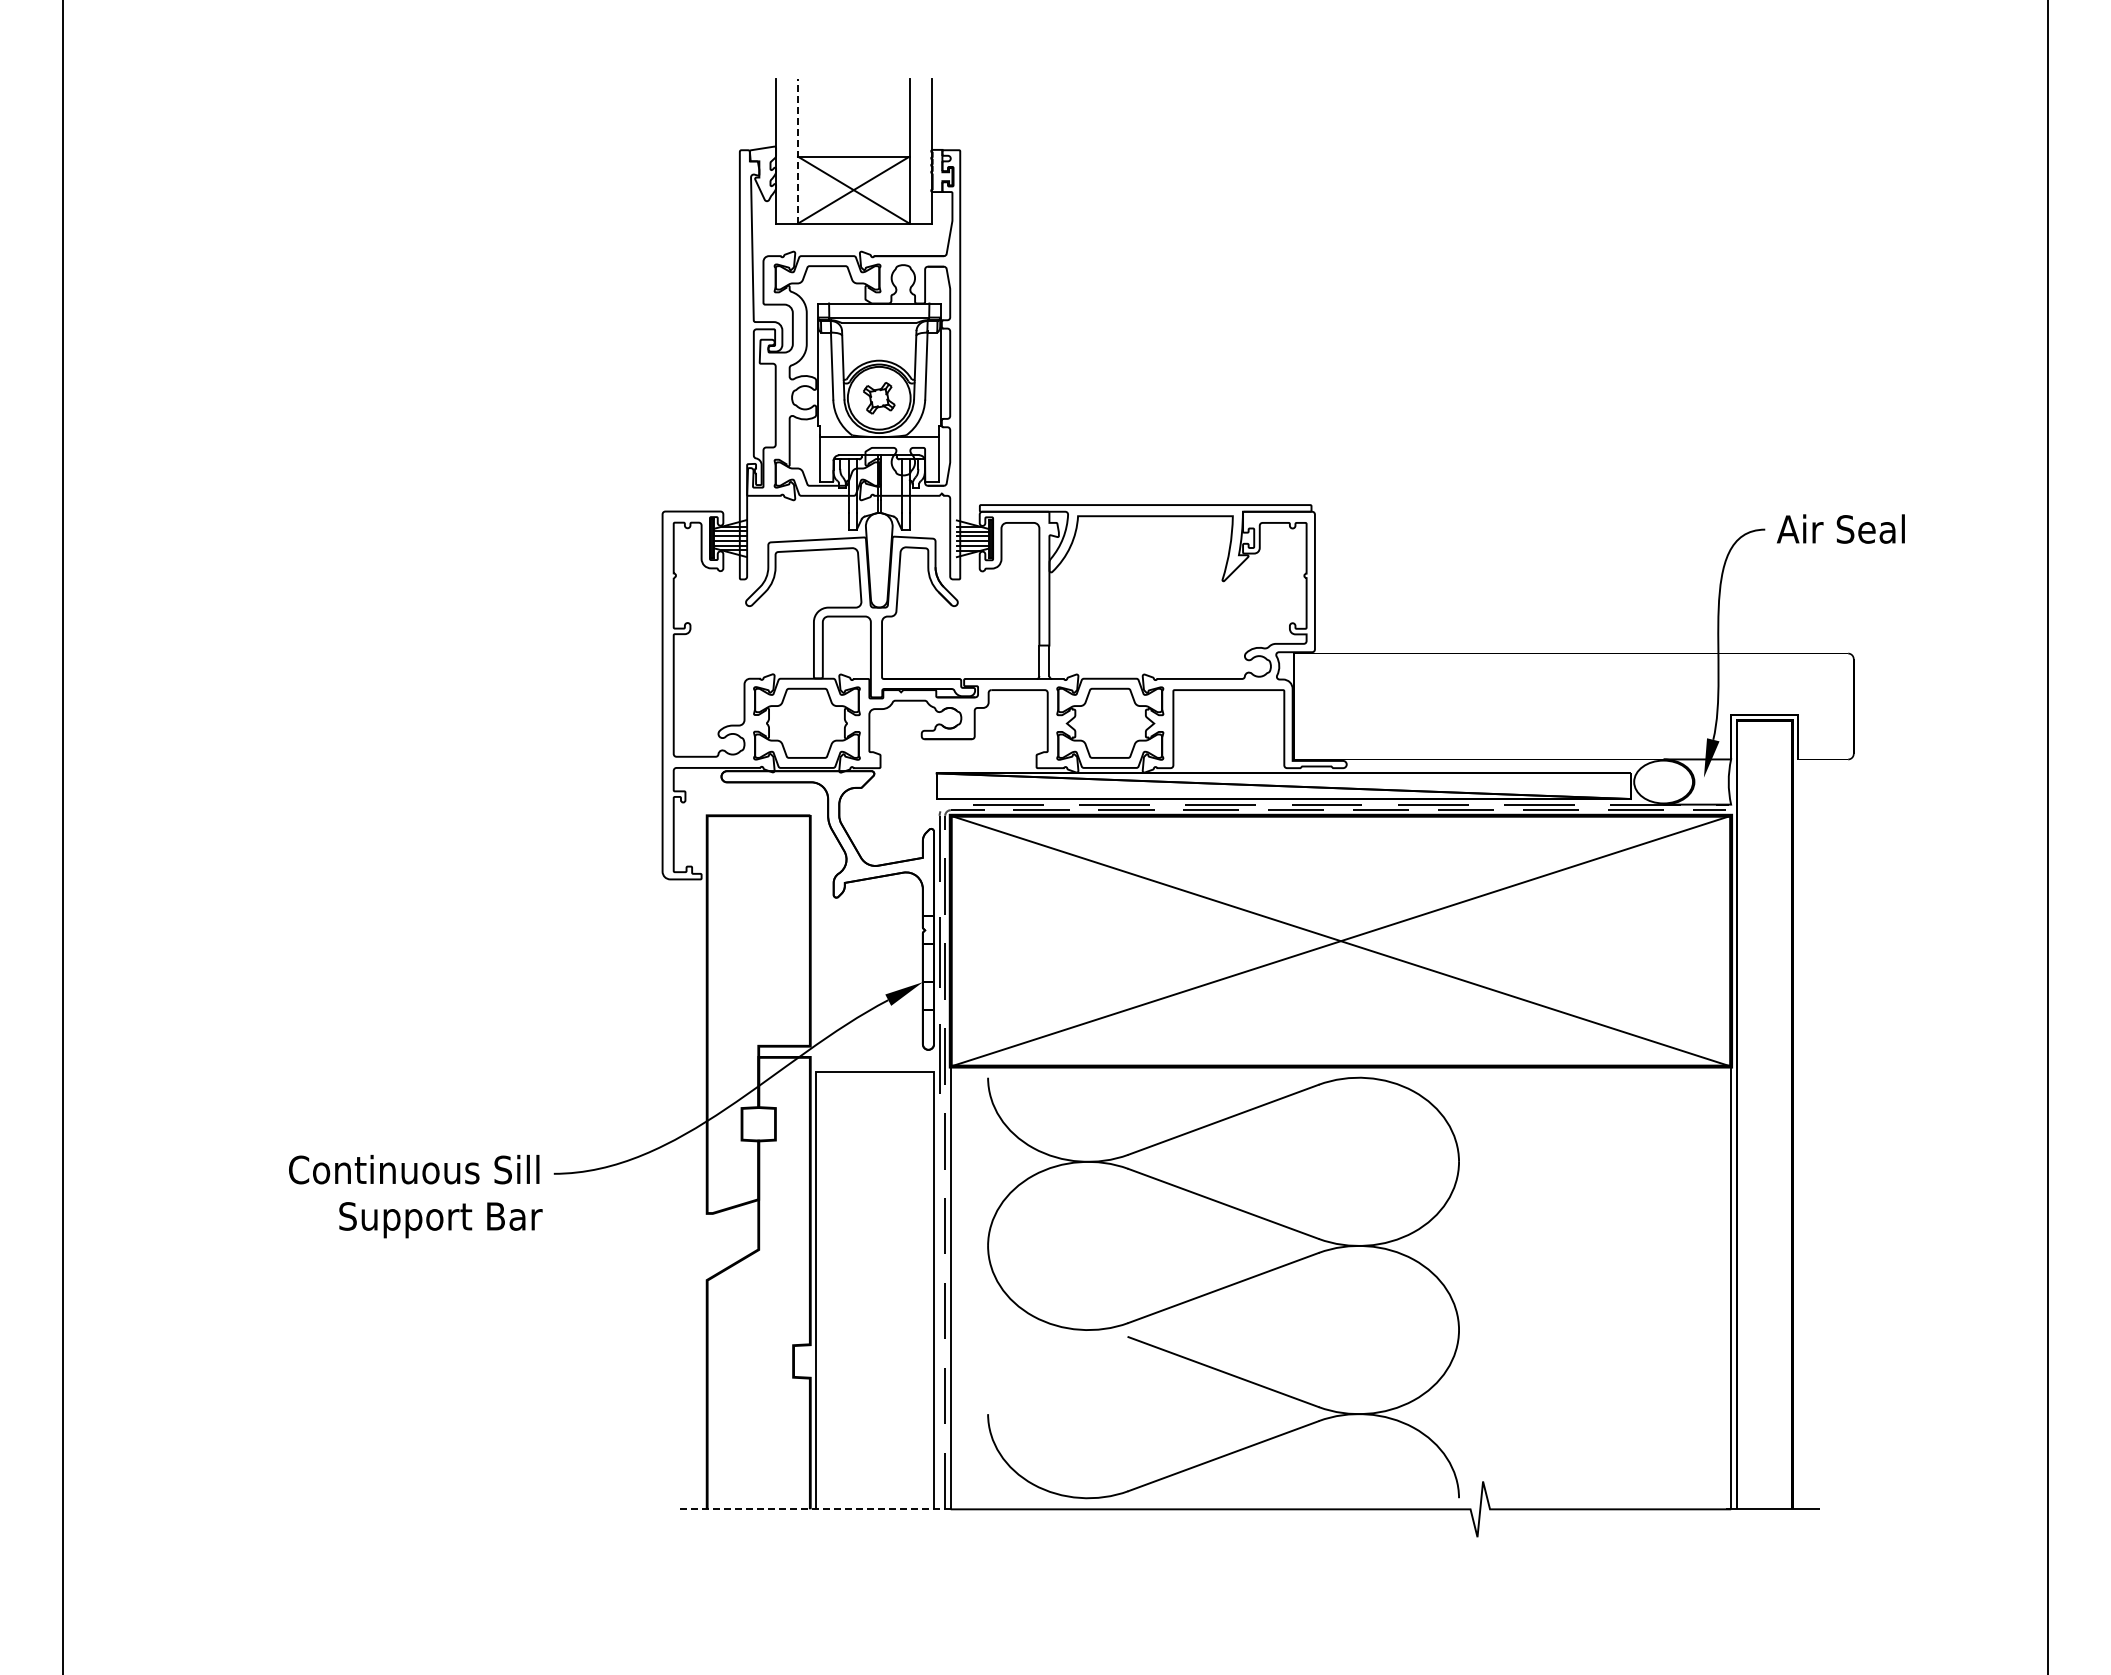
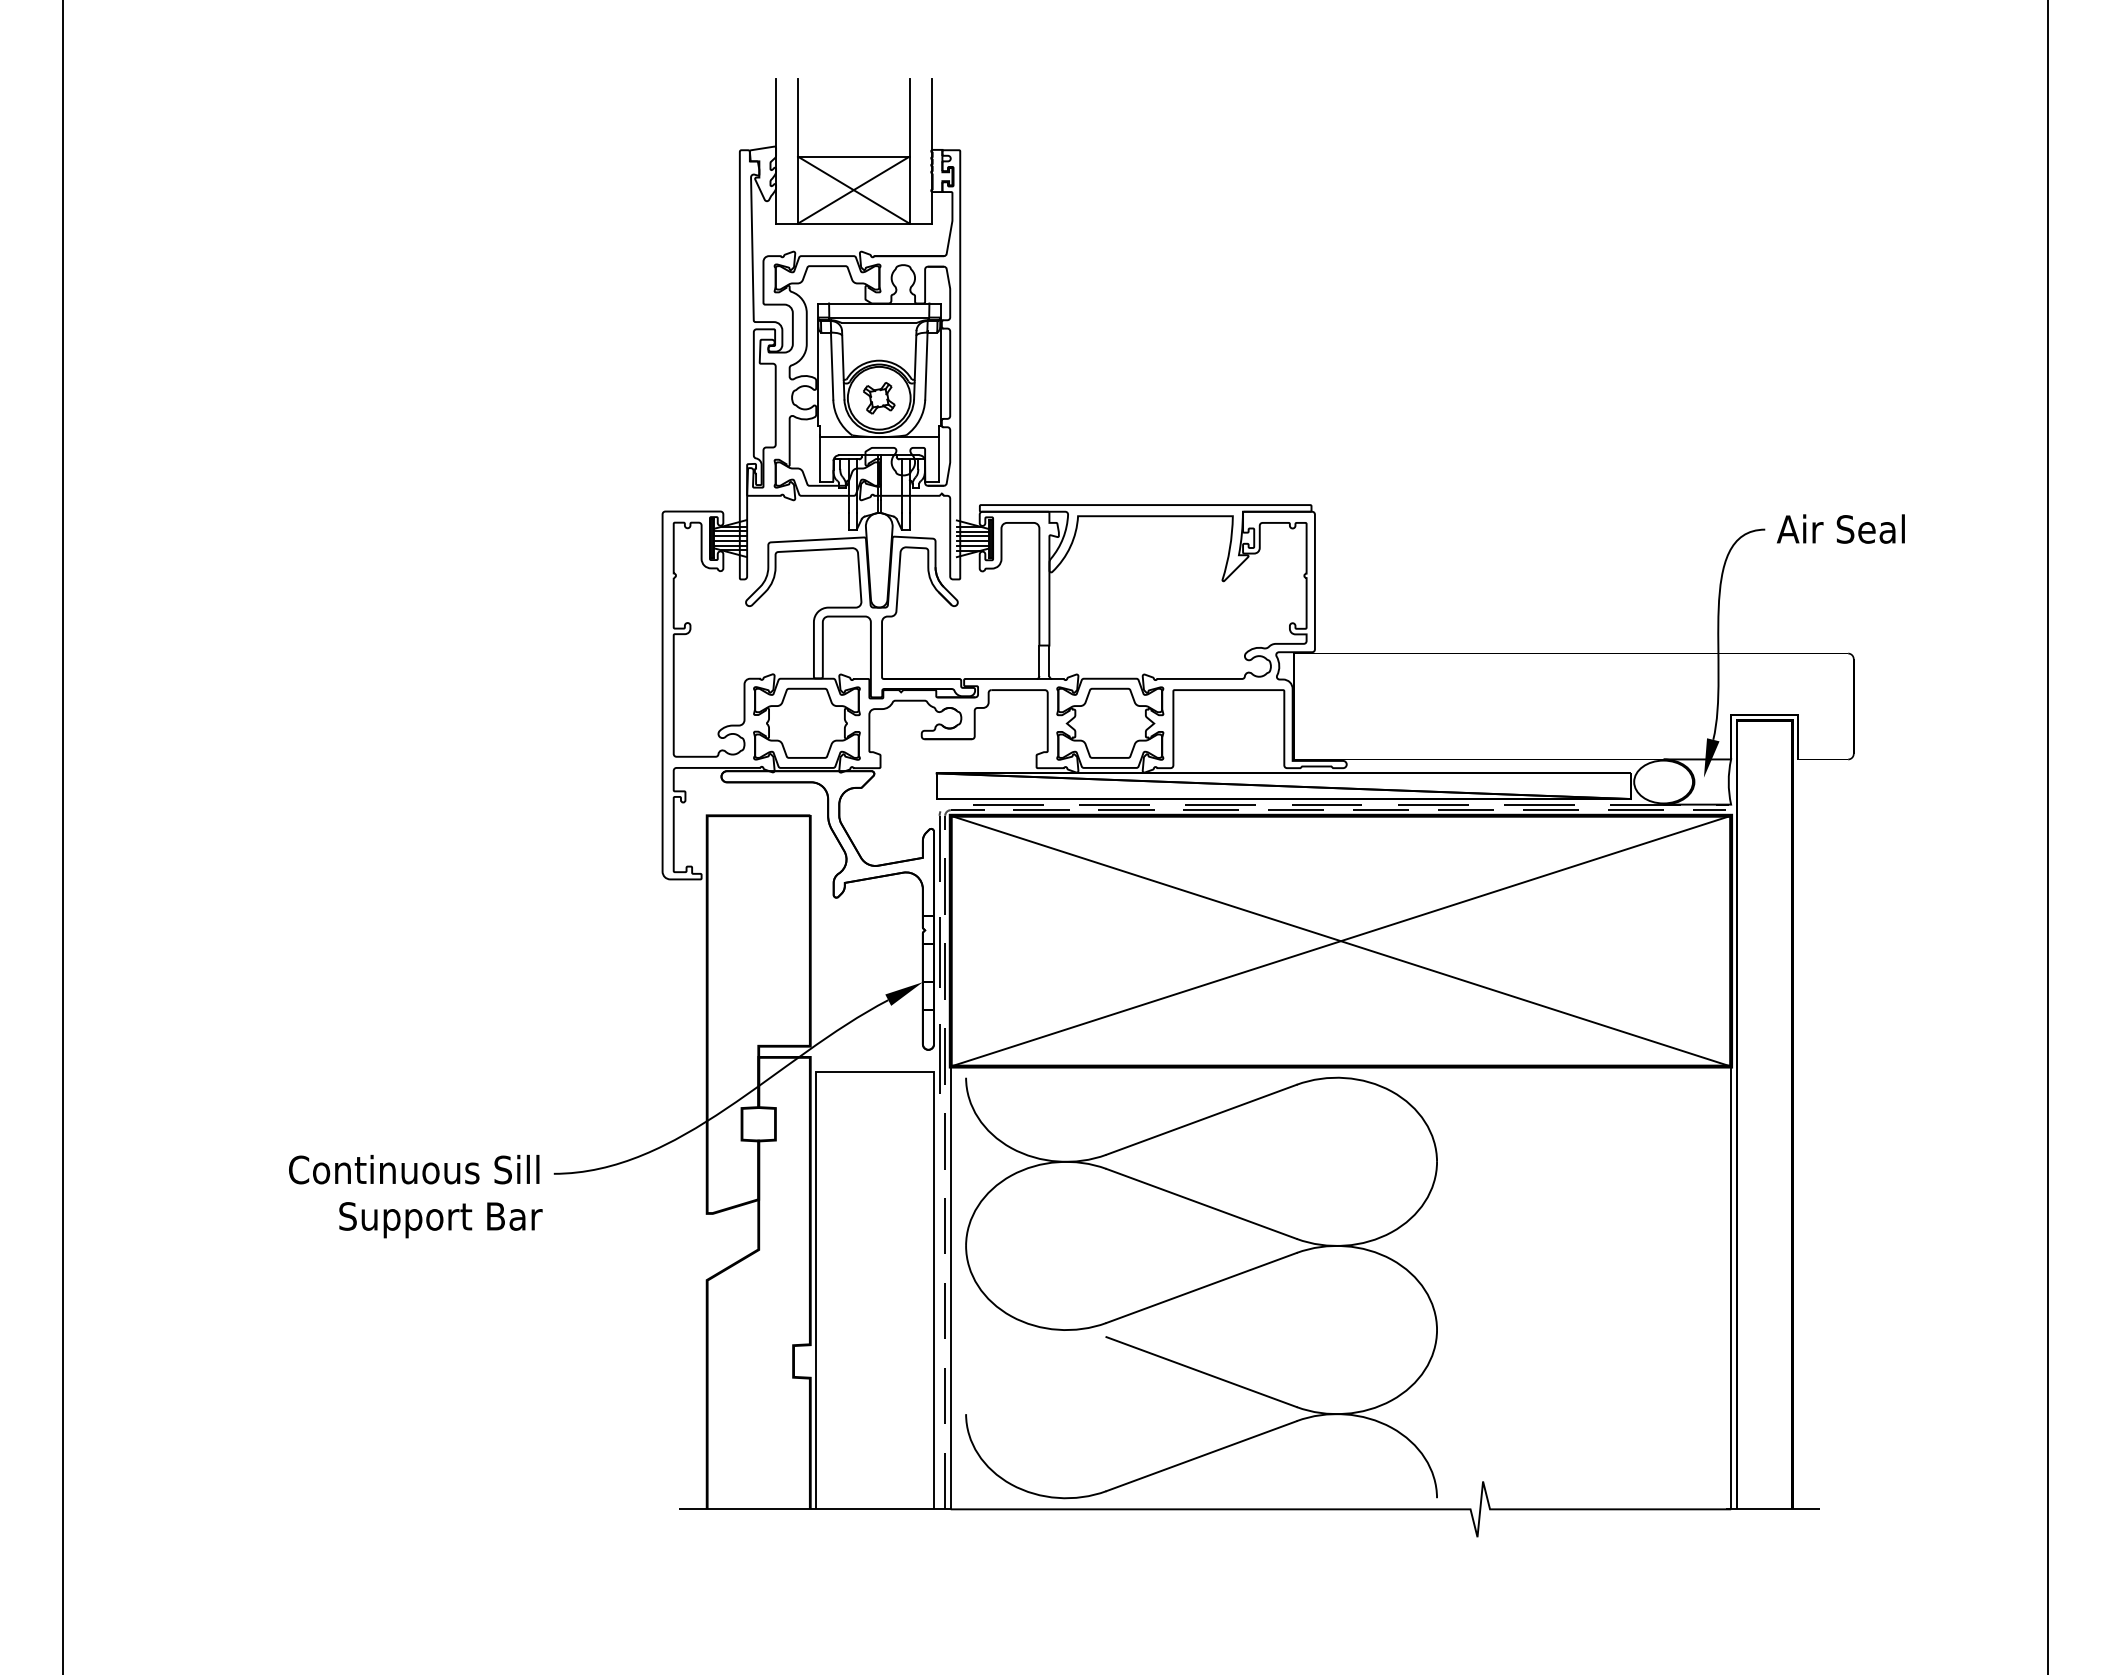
line: dashed -> solid (798, 150)
part position: (1223, 1287) -> (1201, 1287) (1201, 1287)
line: dashed -> solid (815, 1509)
